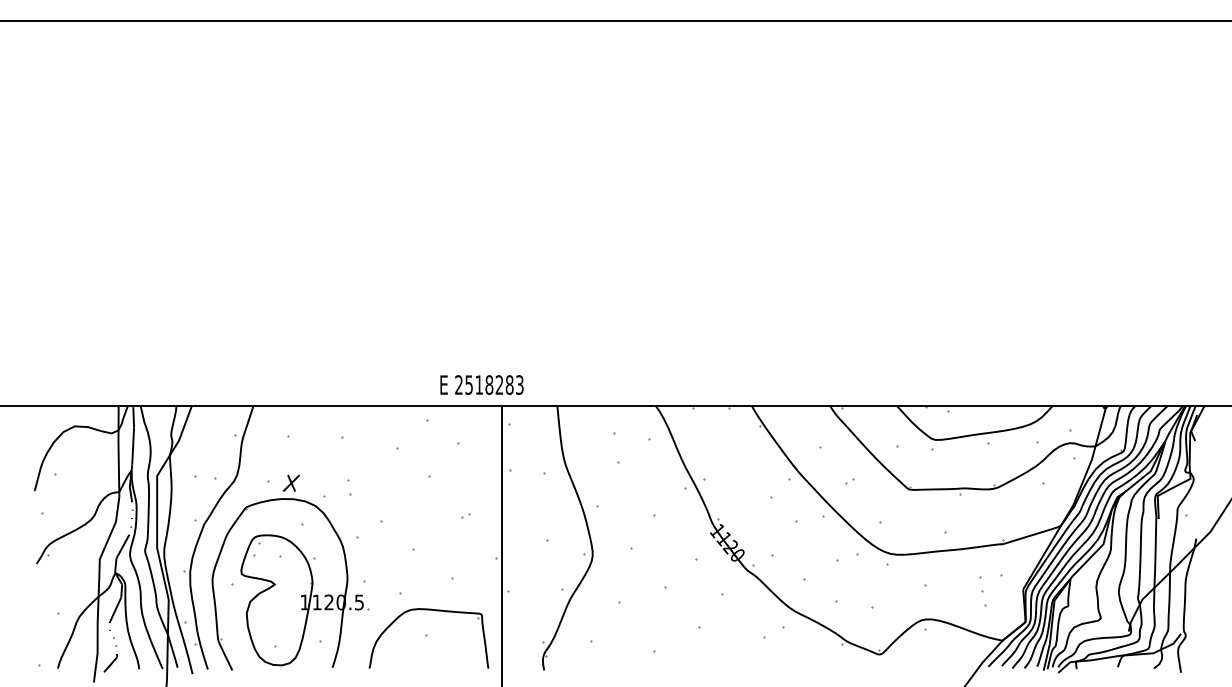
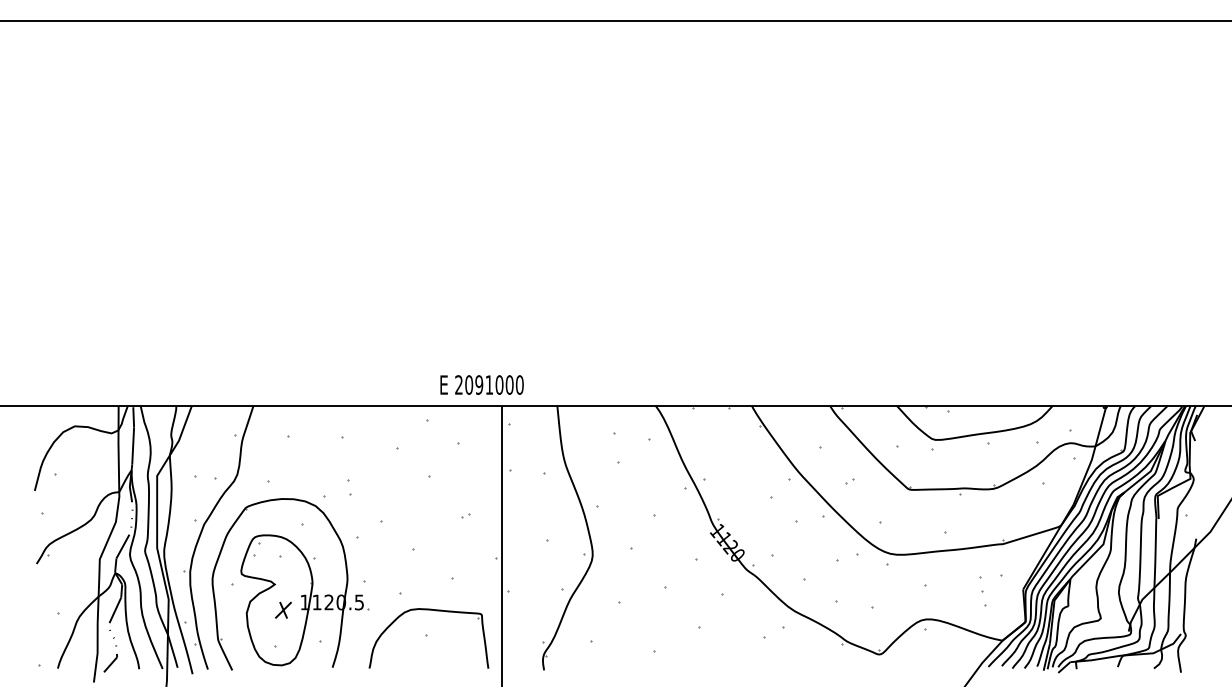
text: 2518283 -> 2091000 (494, 384)
part position: (291, 482) -> (283, 609) (283, 609)
